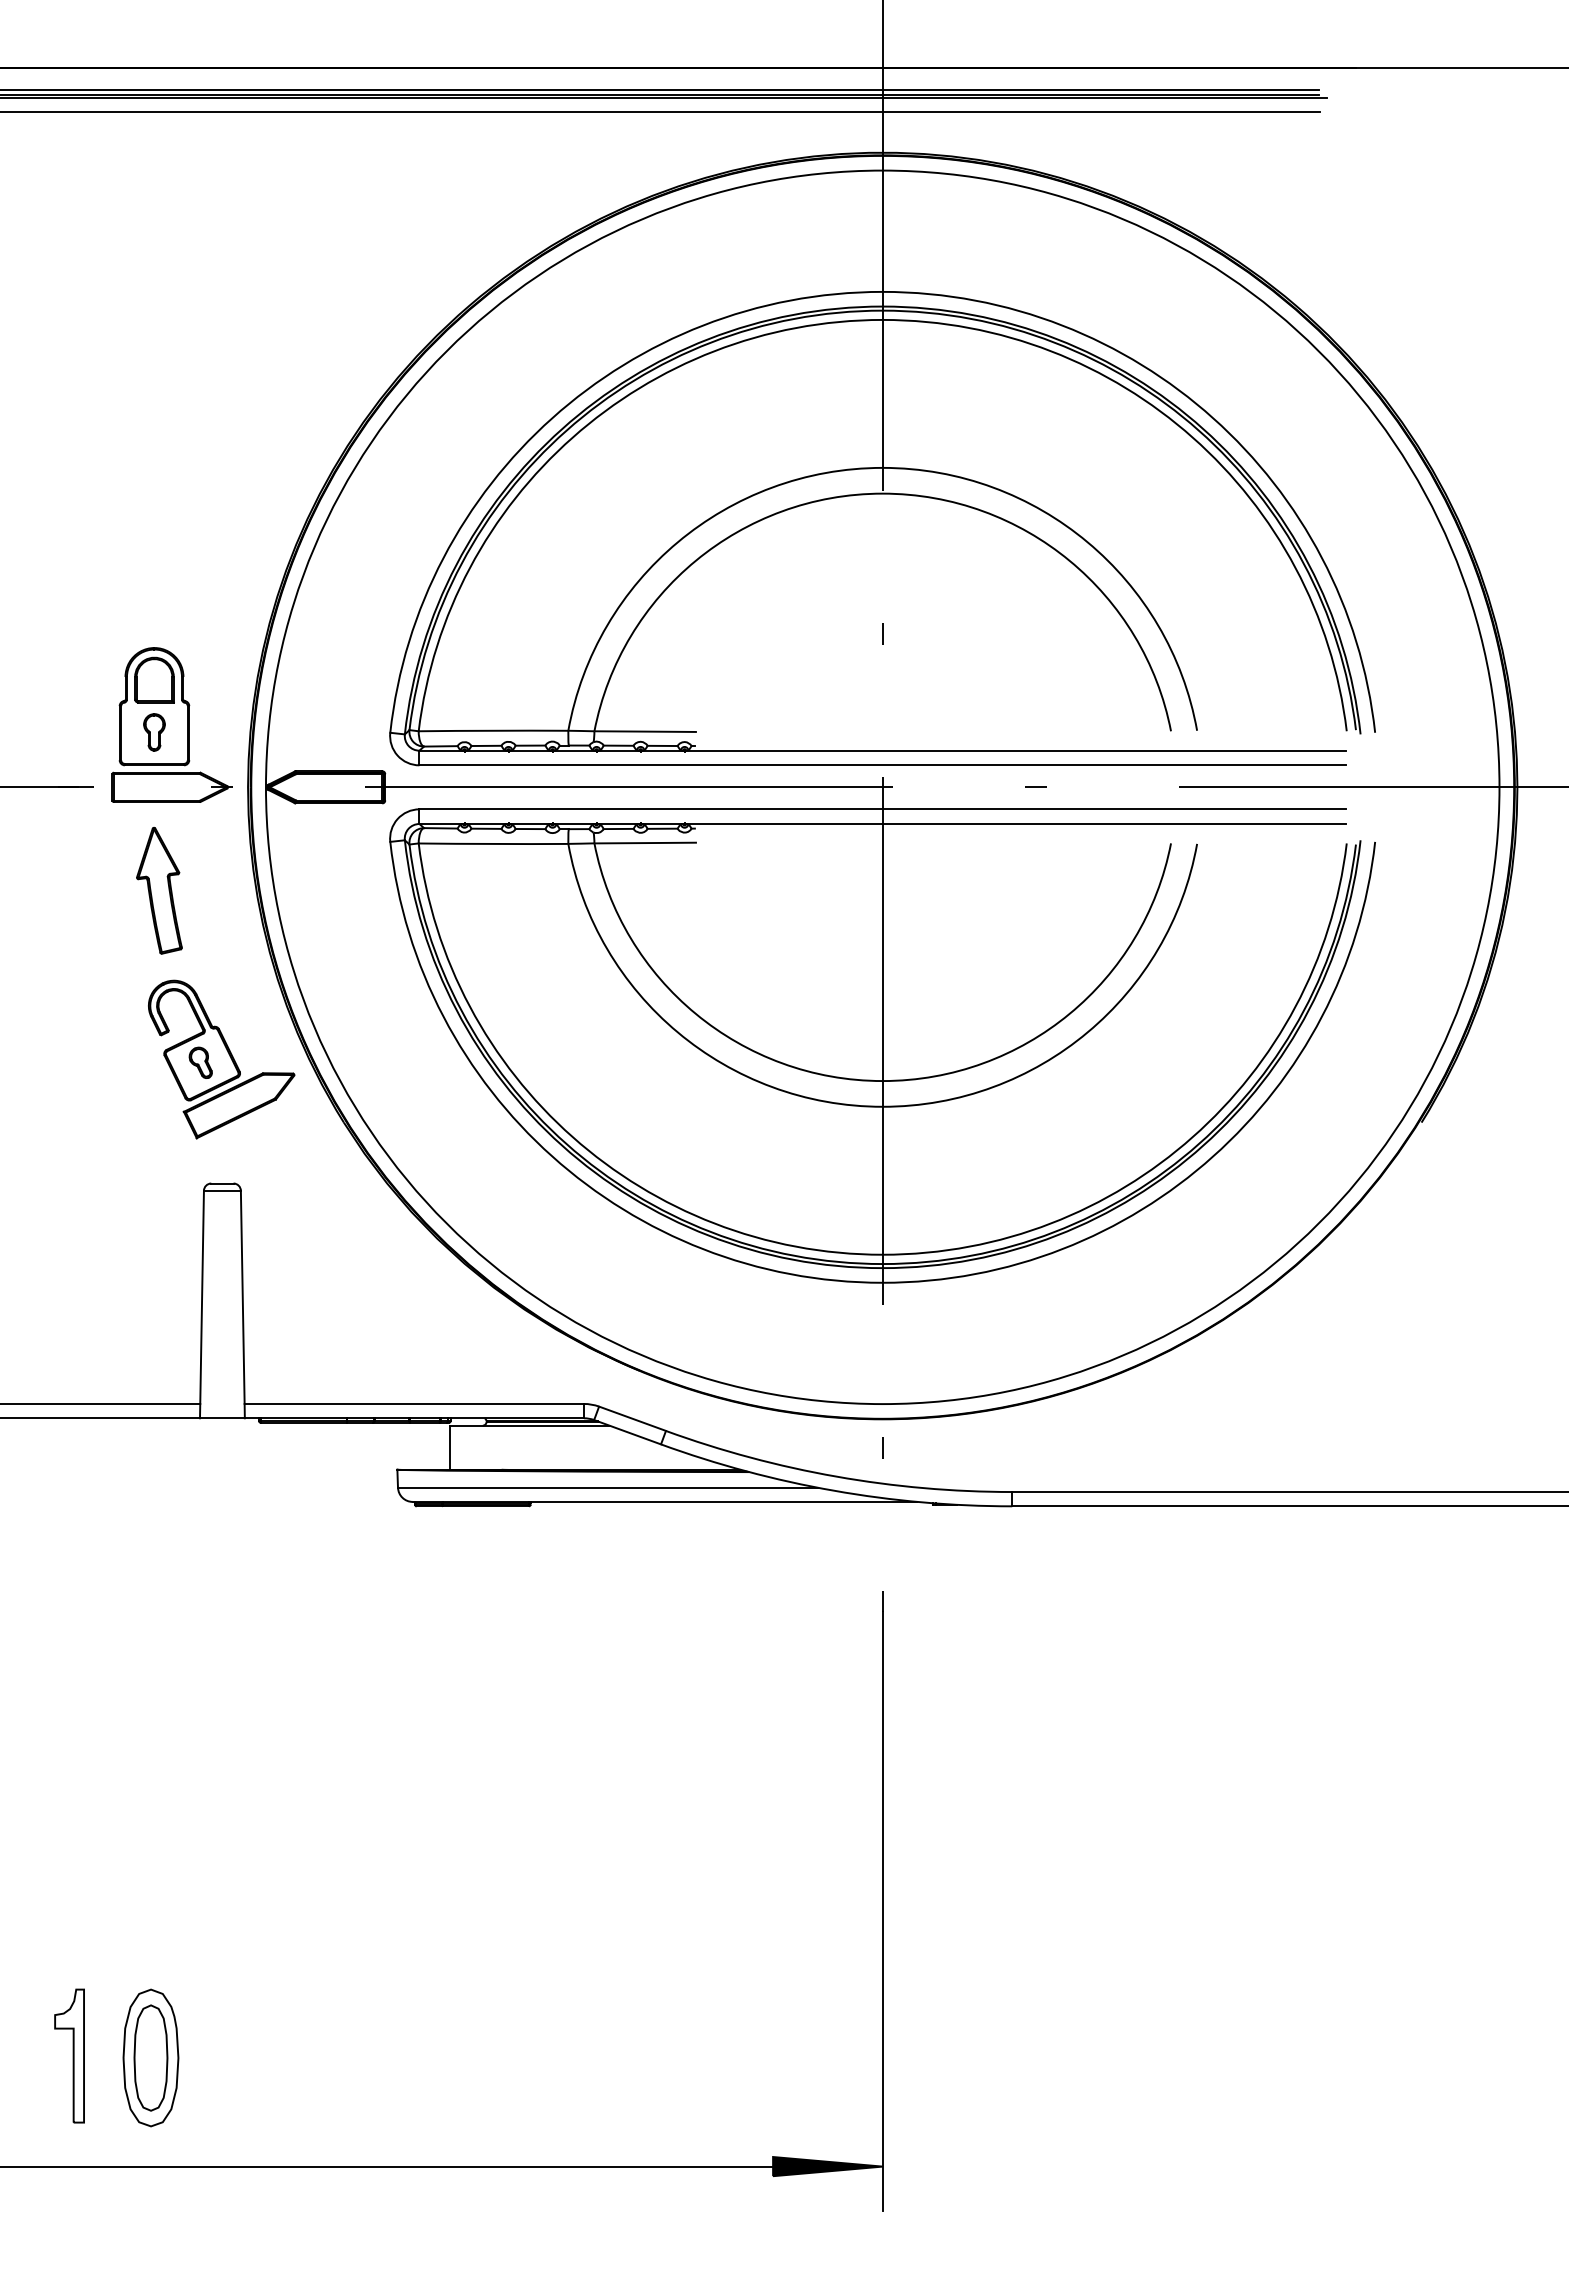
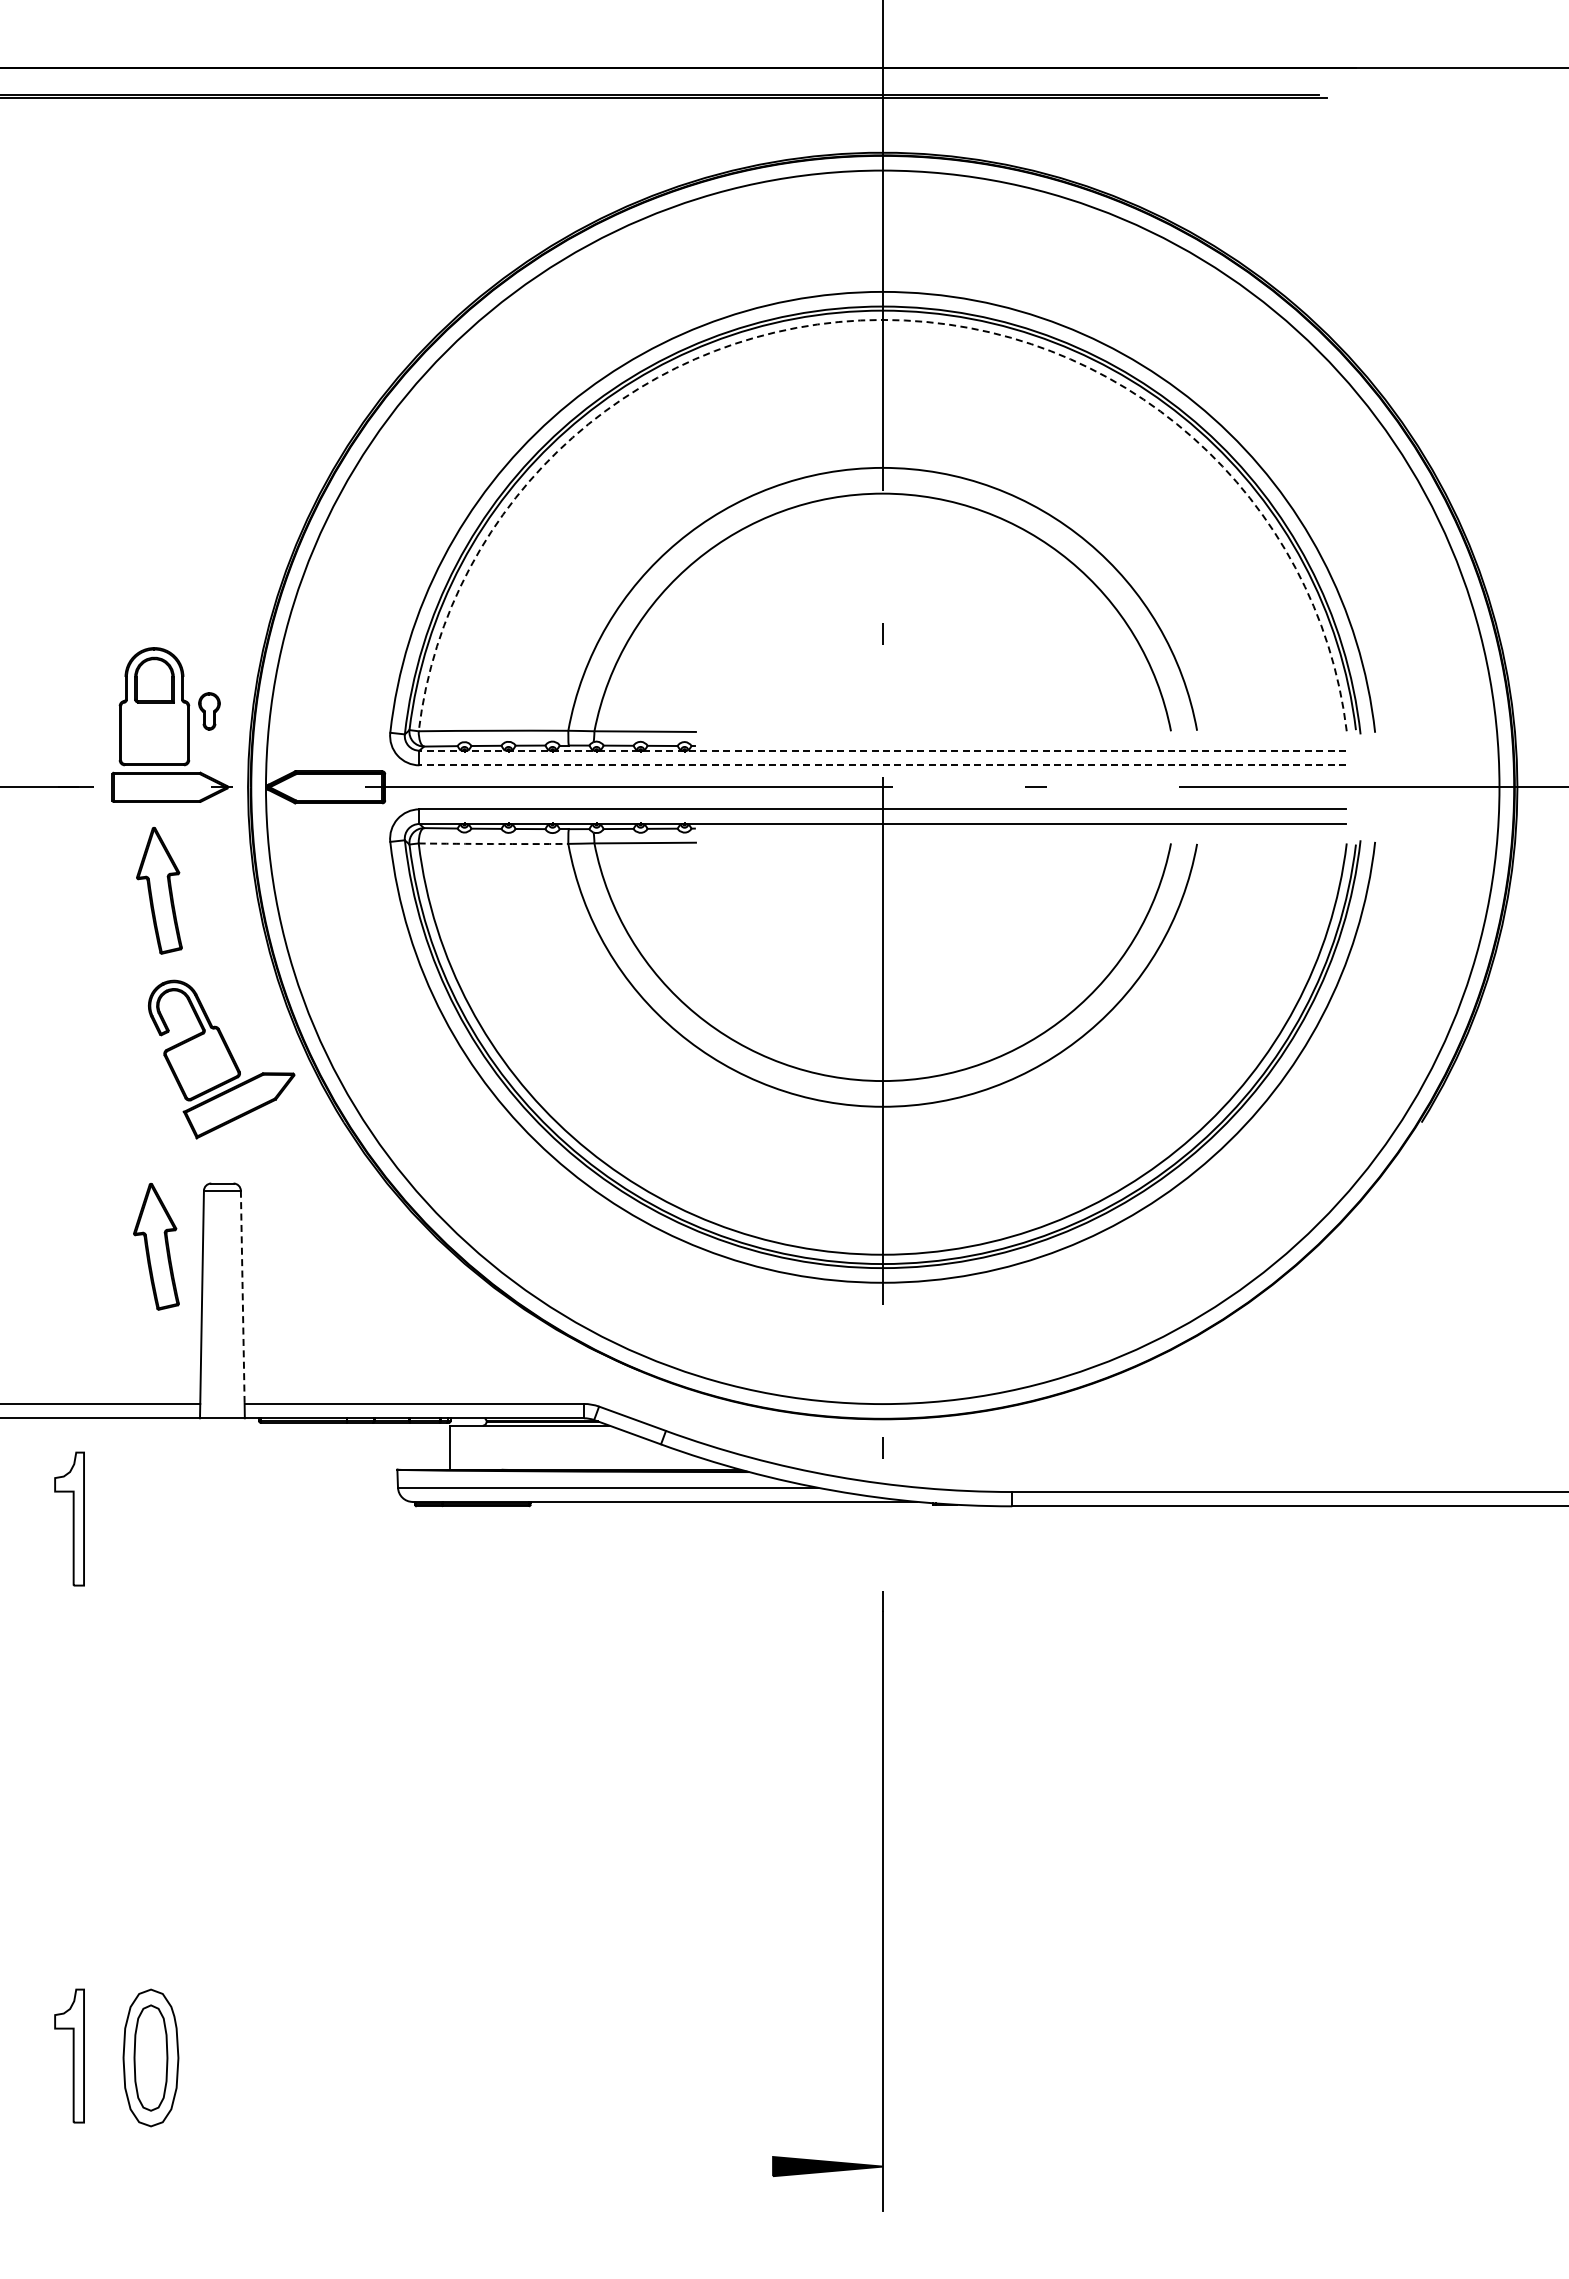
line: present -> none (660, 90)
line: present -> none (660, 112)
arc: solid -> dashed (882, 319)
part position: (154, 732) -> (209, 711) (209, 711)
line: solid -> dashed (882, 750)
line: solid -> dashed (882, 765)
arc: solid -> dashed (493, 844)
part: present -> none (200, 1062)
part: none -> present (156, 1246)
line: solid -> dashed (242, 1297)
part: none -> present (69, 1518)
line: present -> none (387, 2166)
